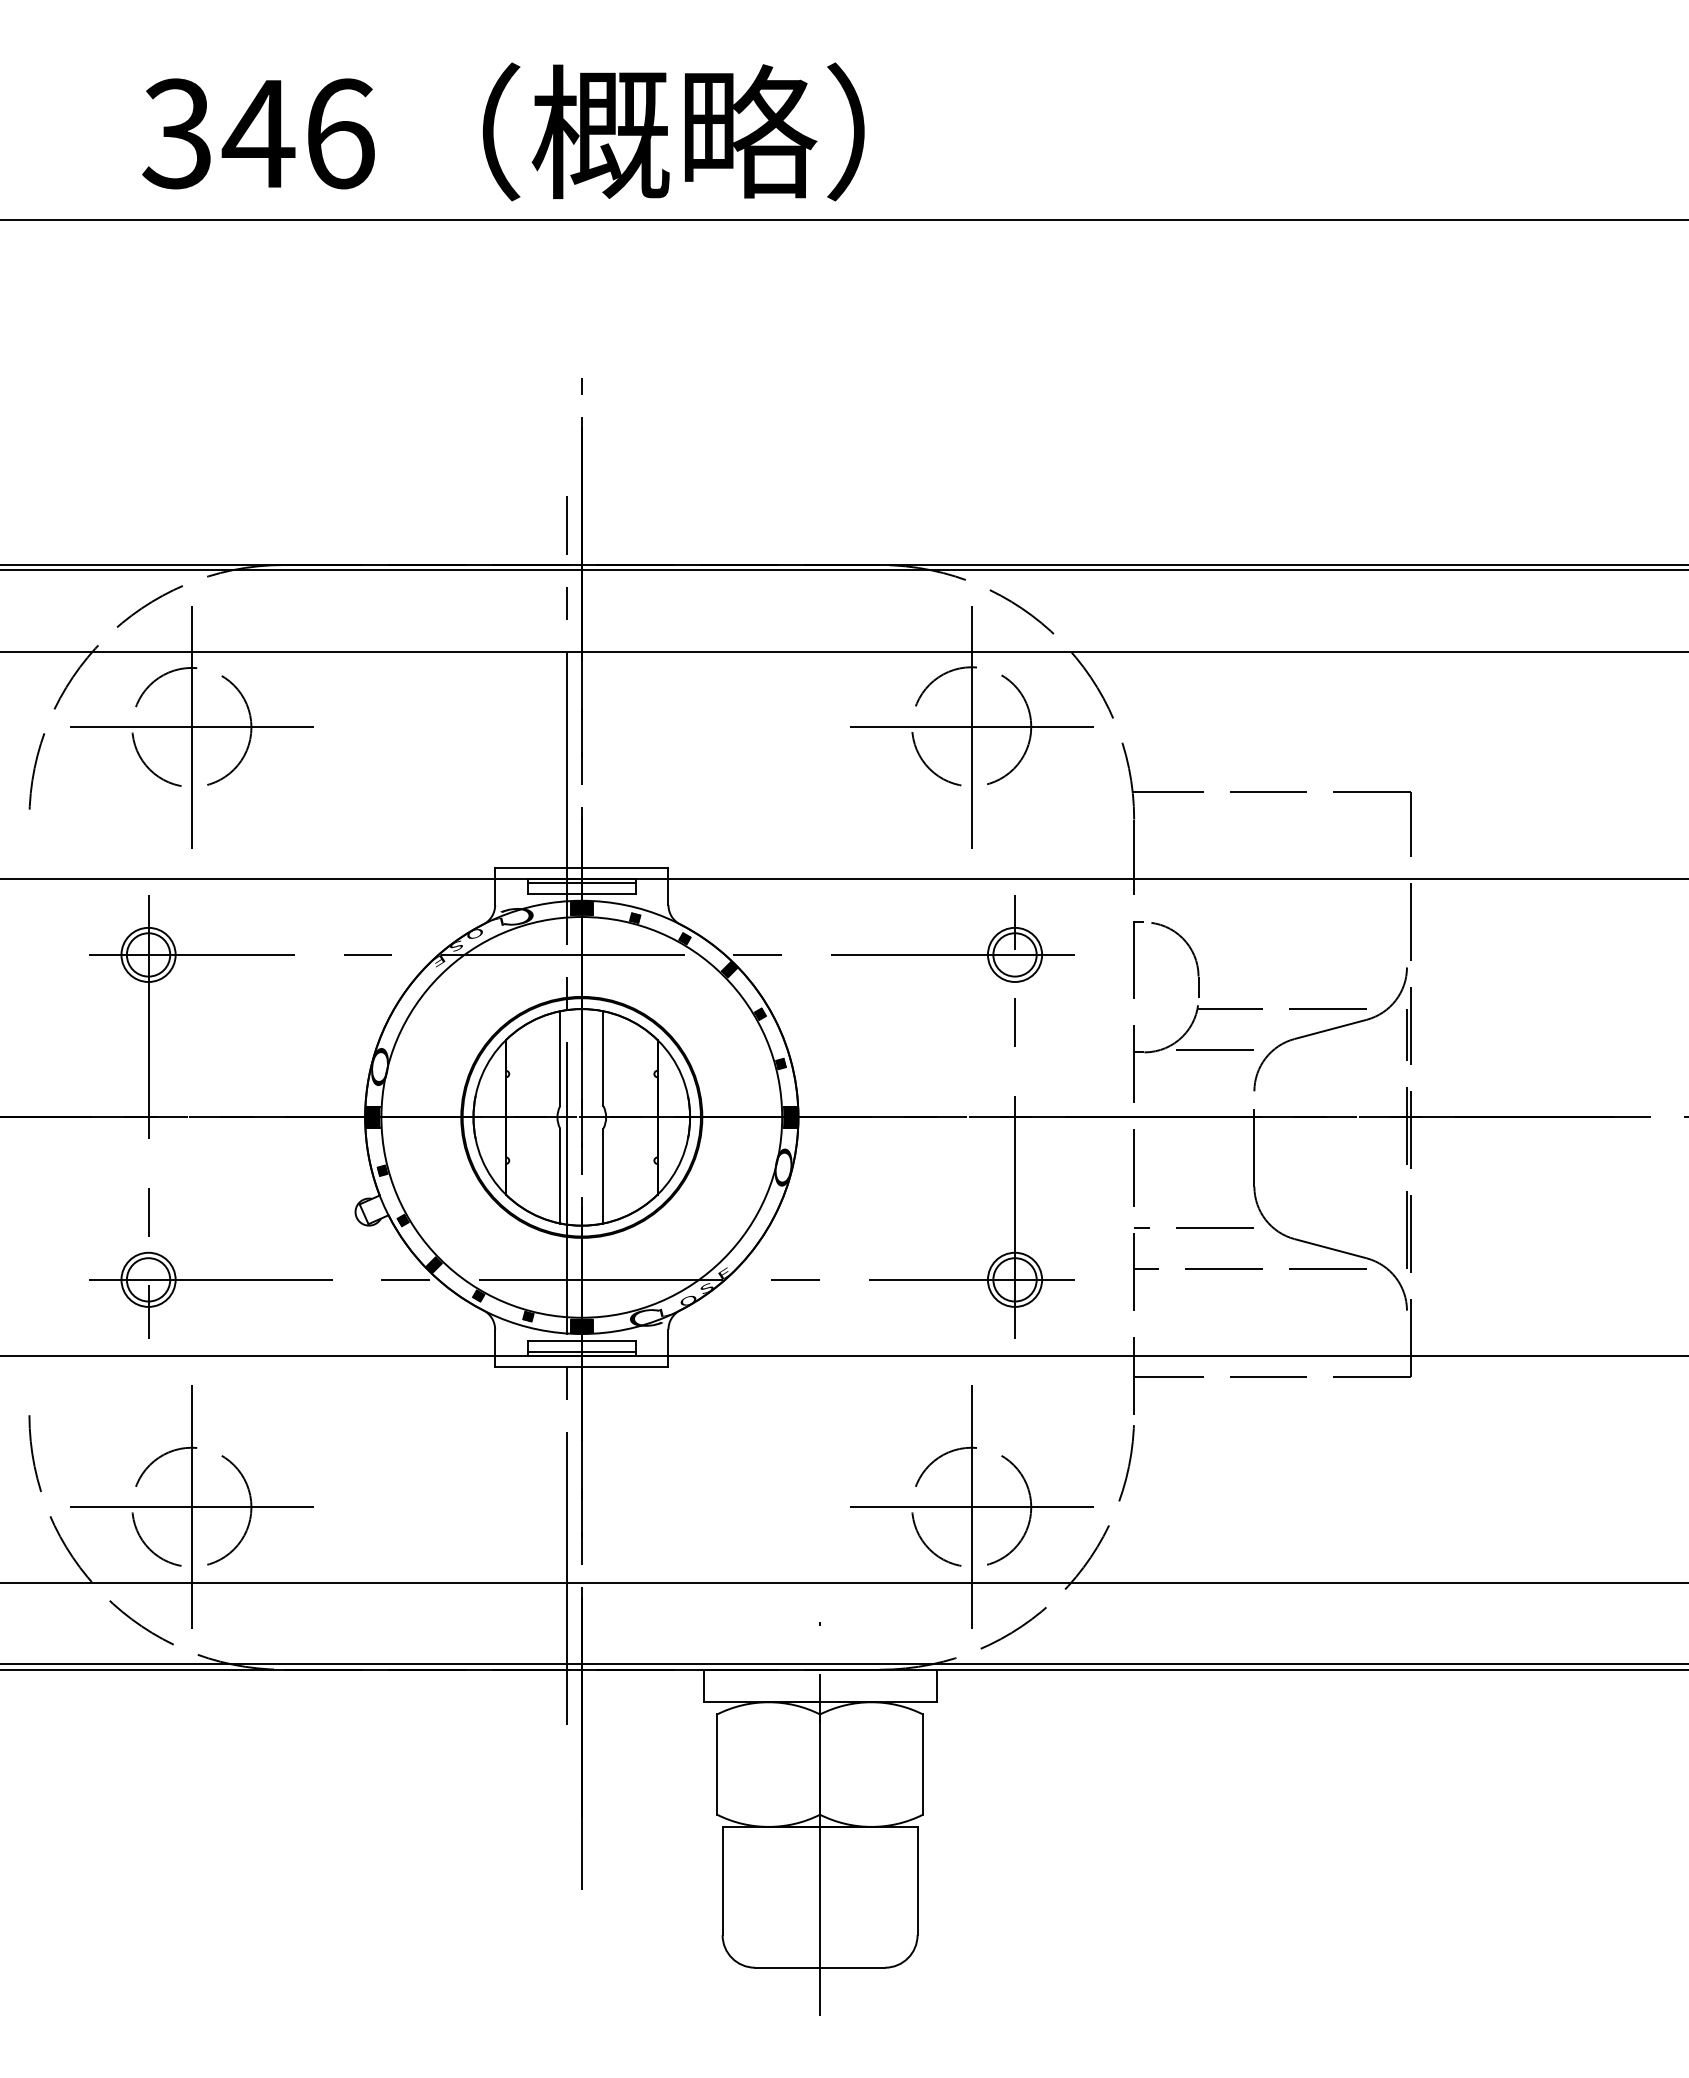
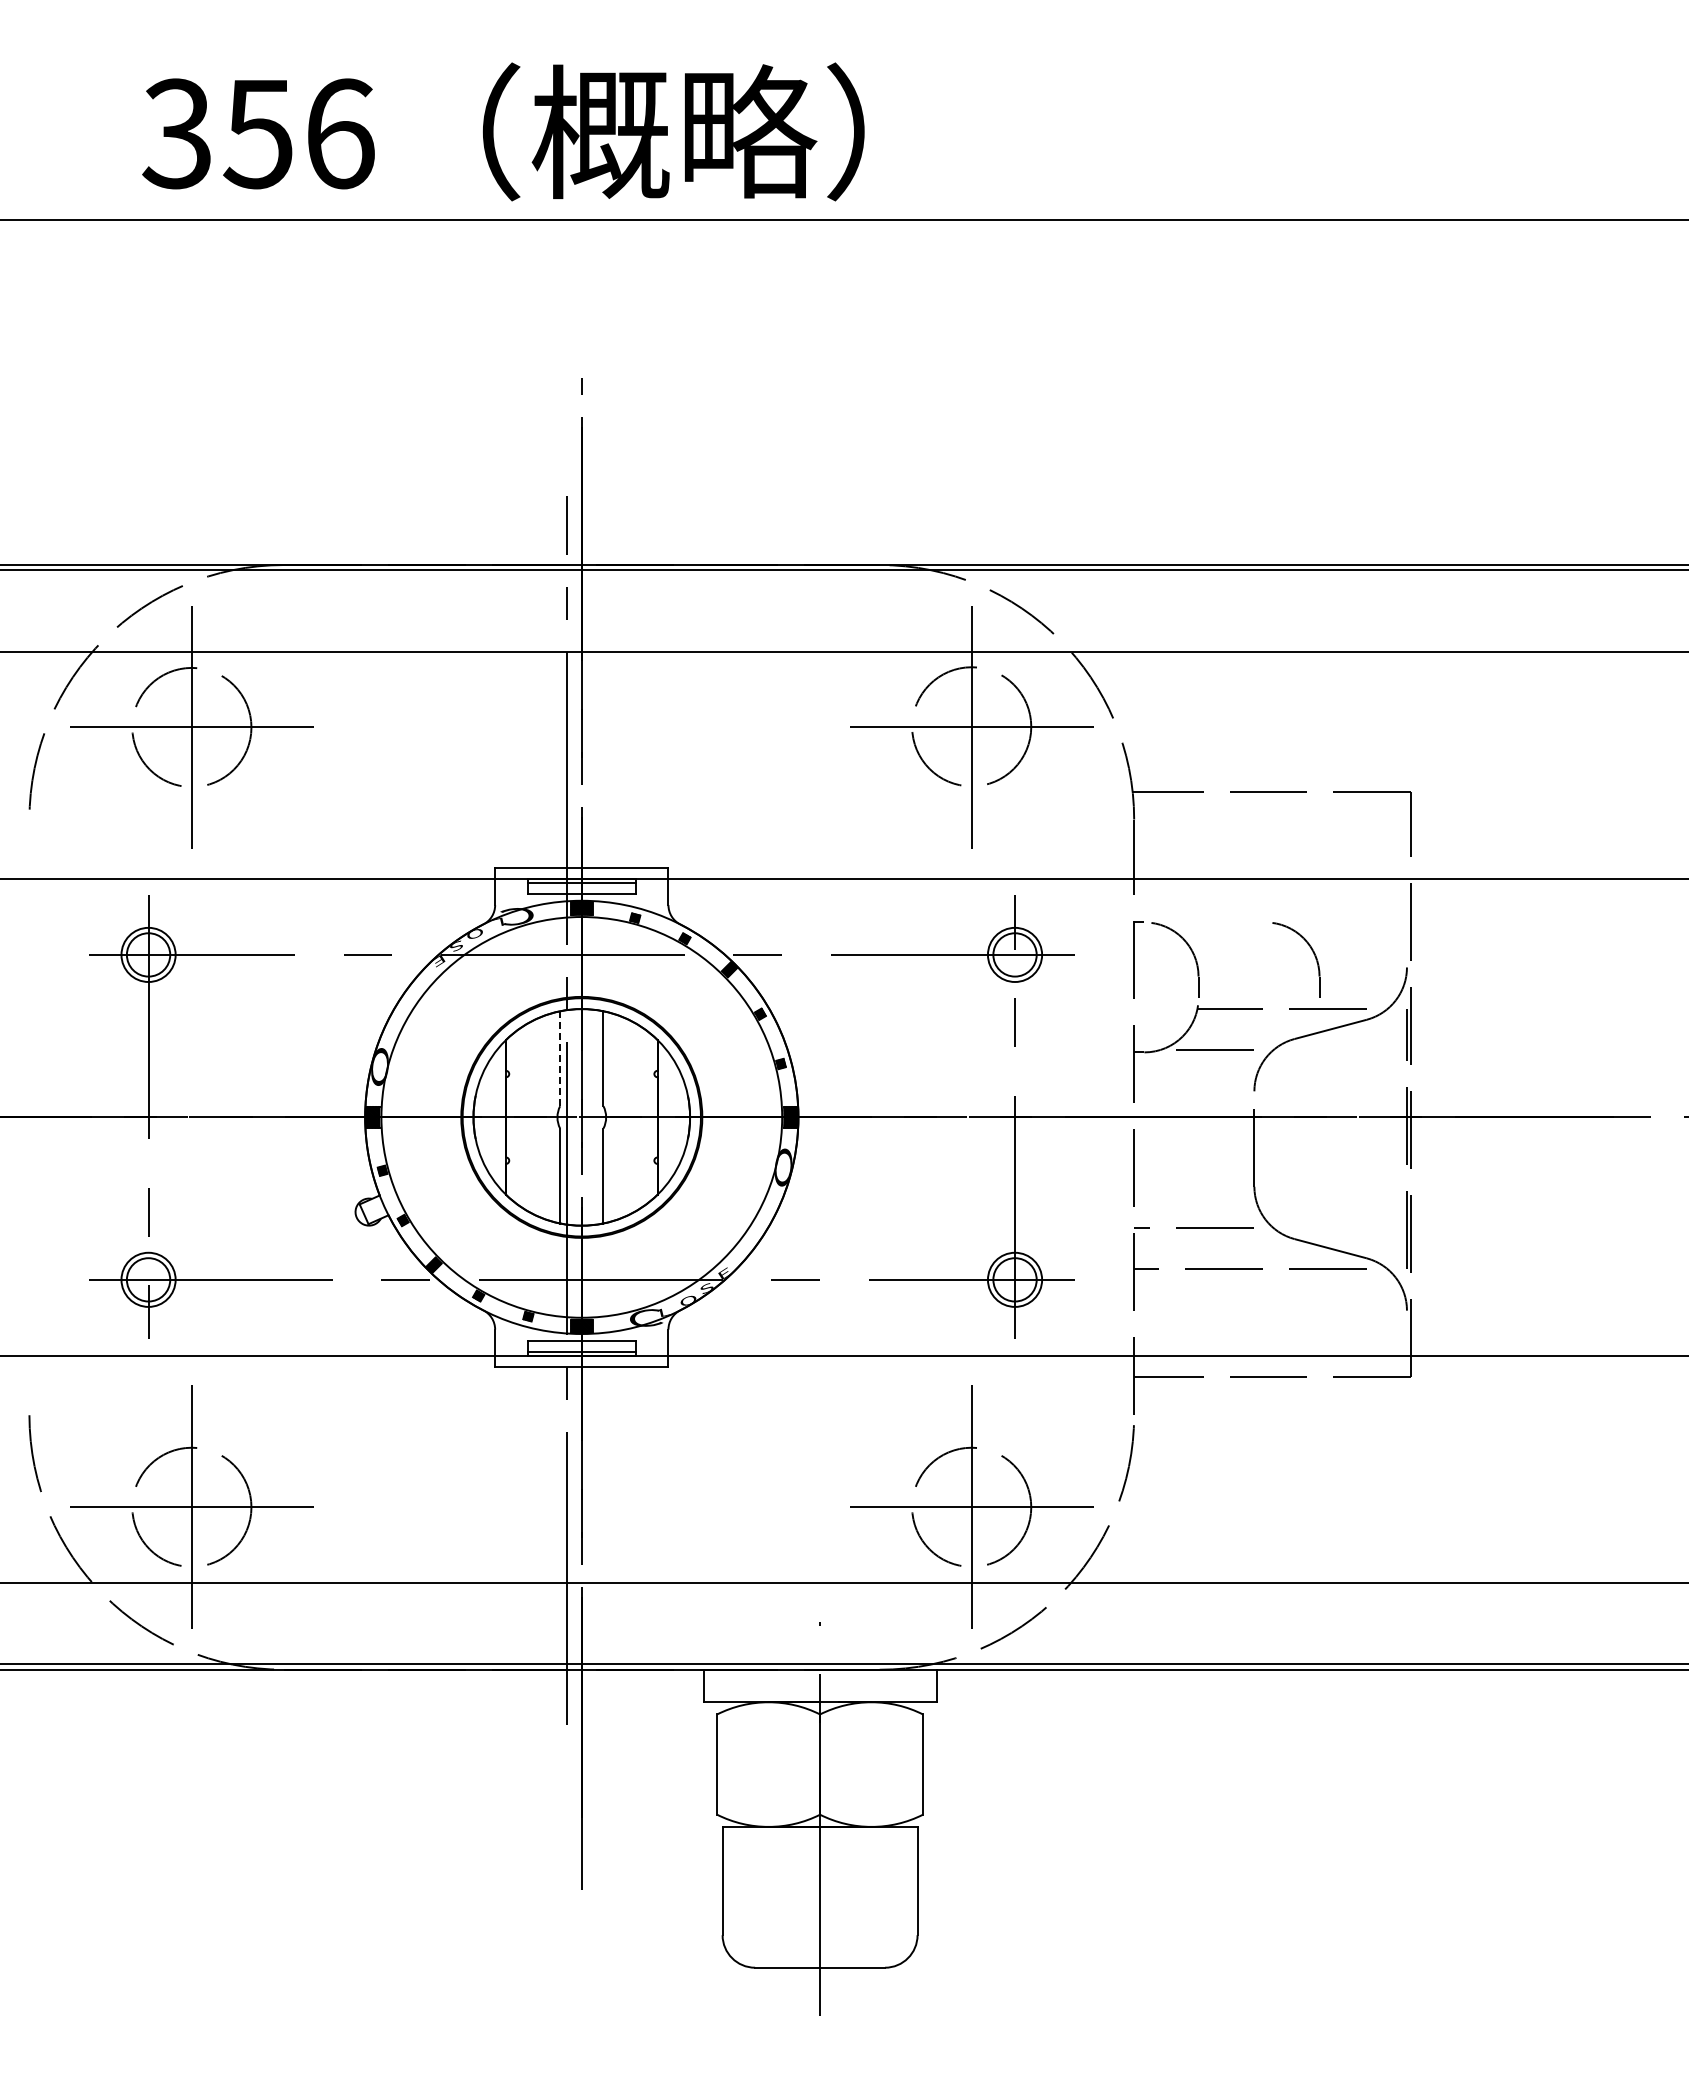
text: 346 -> 356 (258, 134)
part: none -> present (1312, 952)
line: solid -> dashed (560, 1058)
